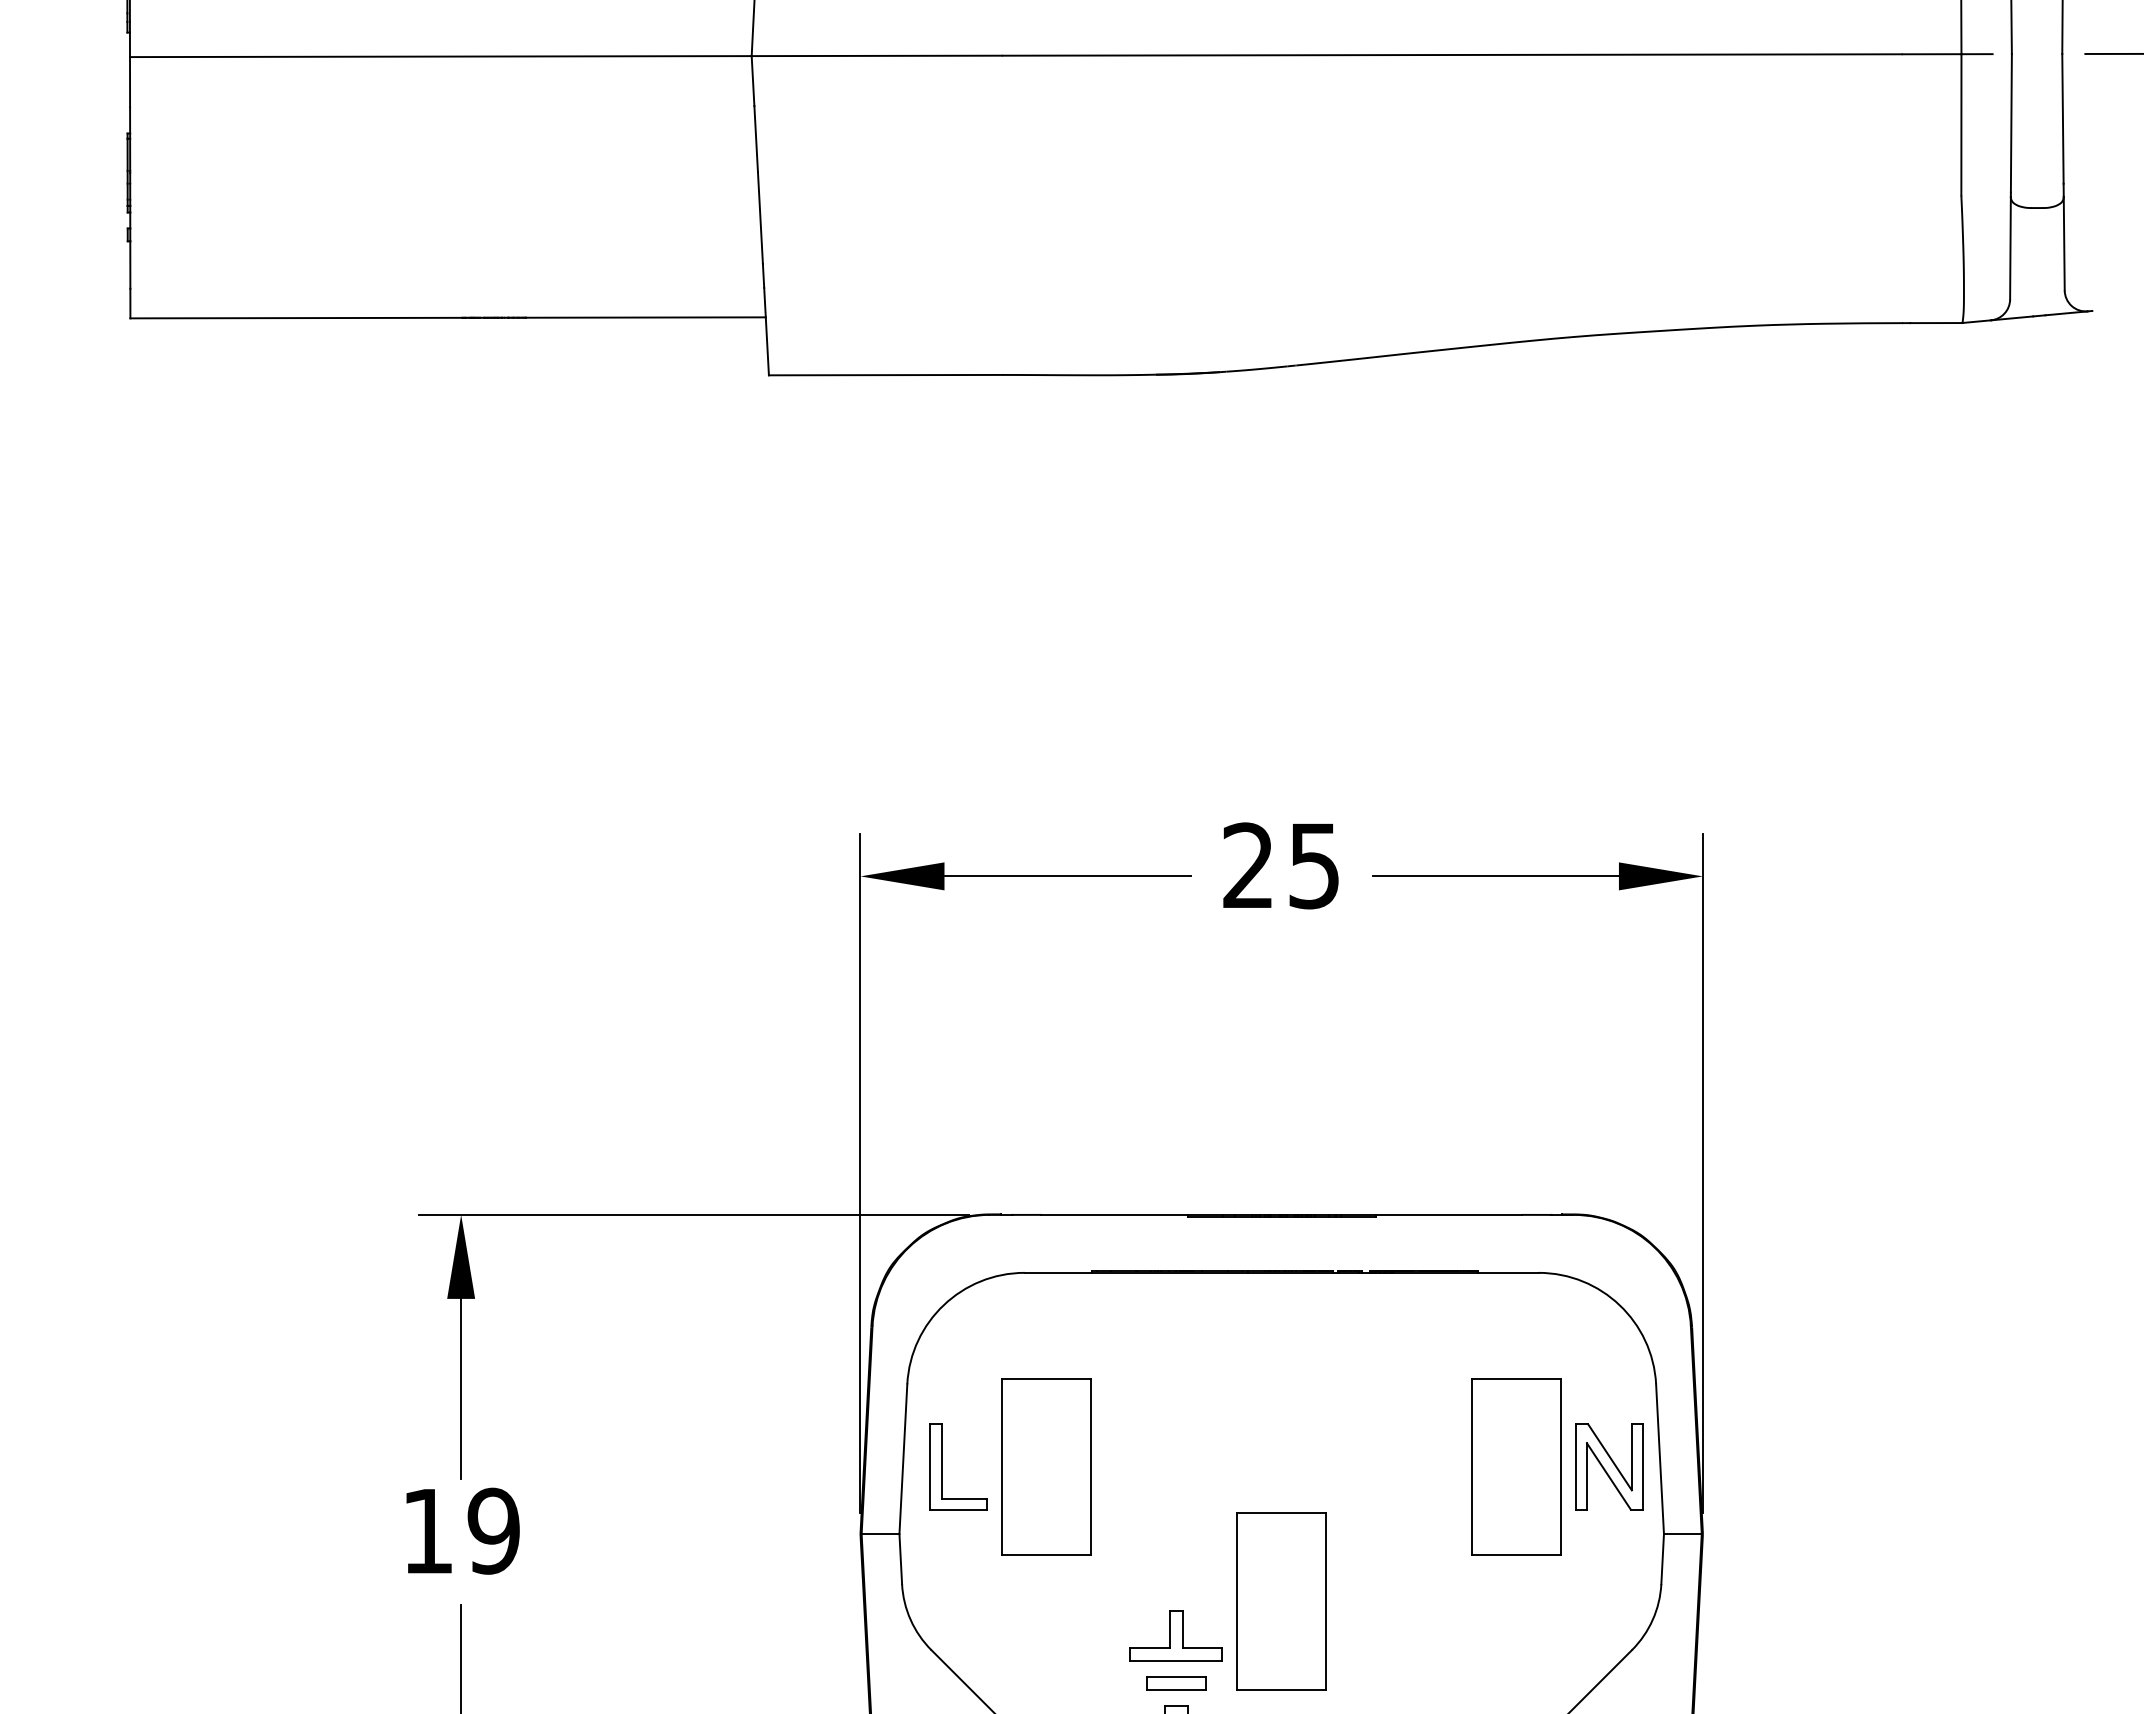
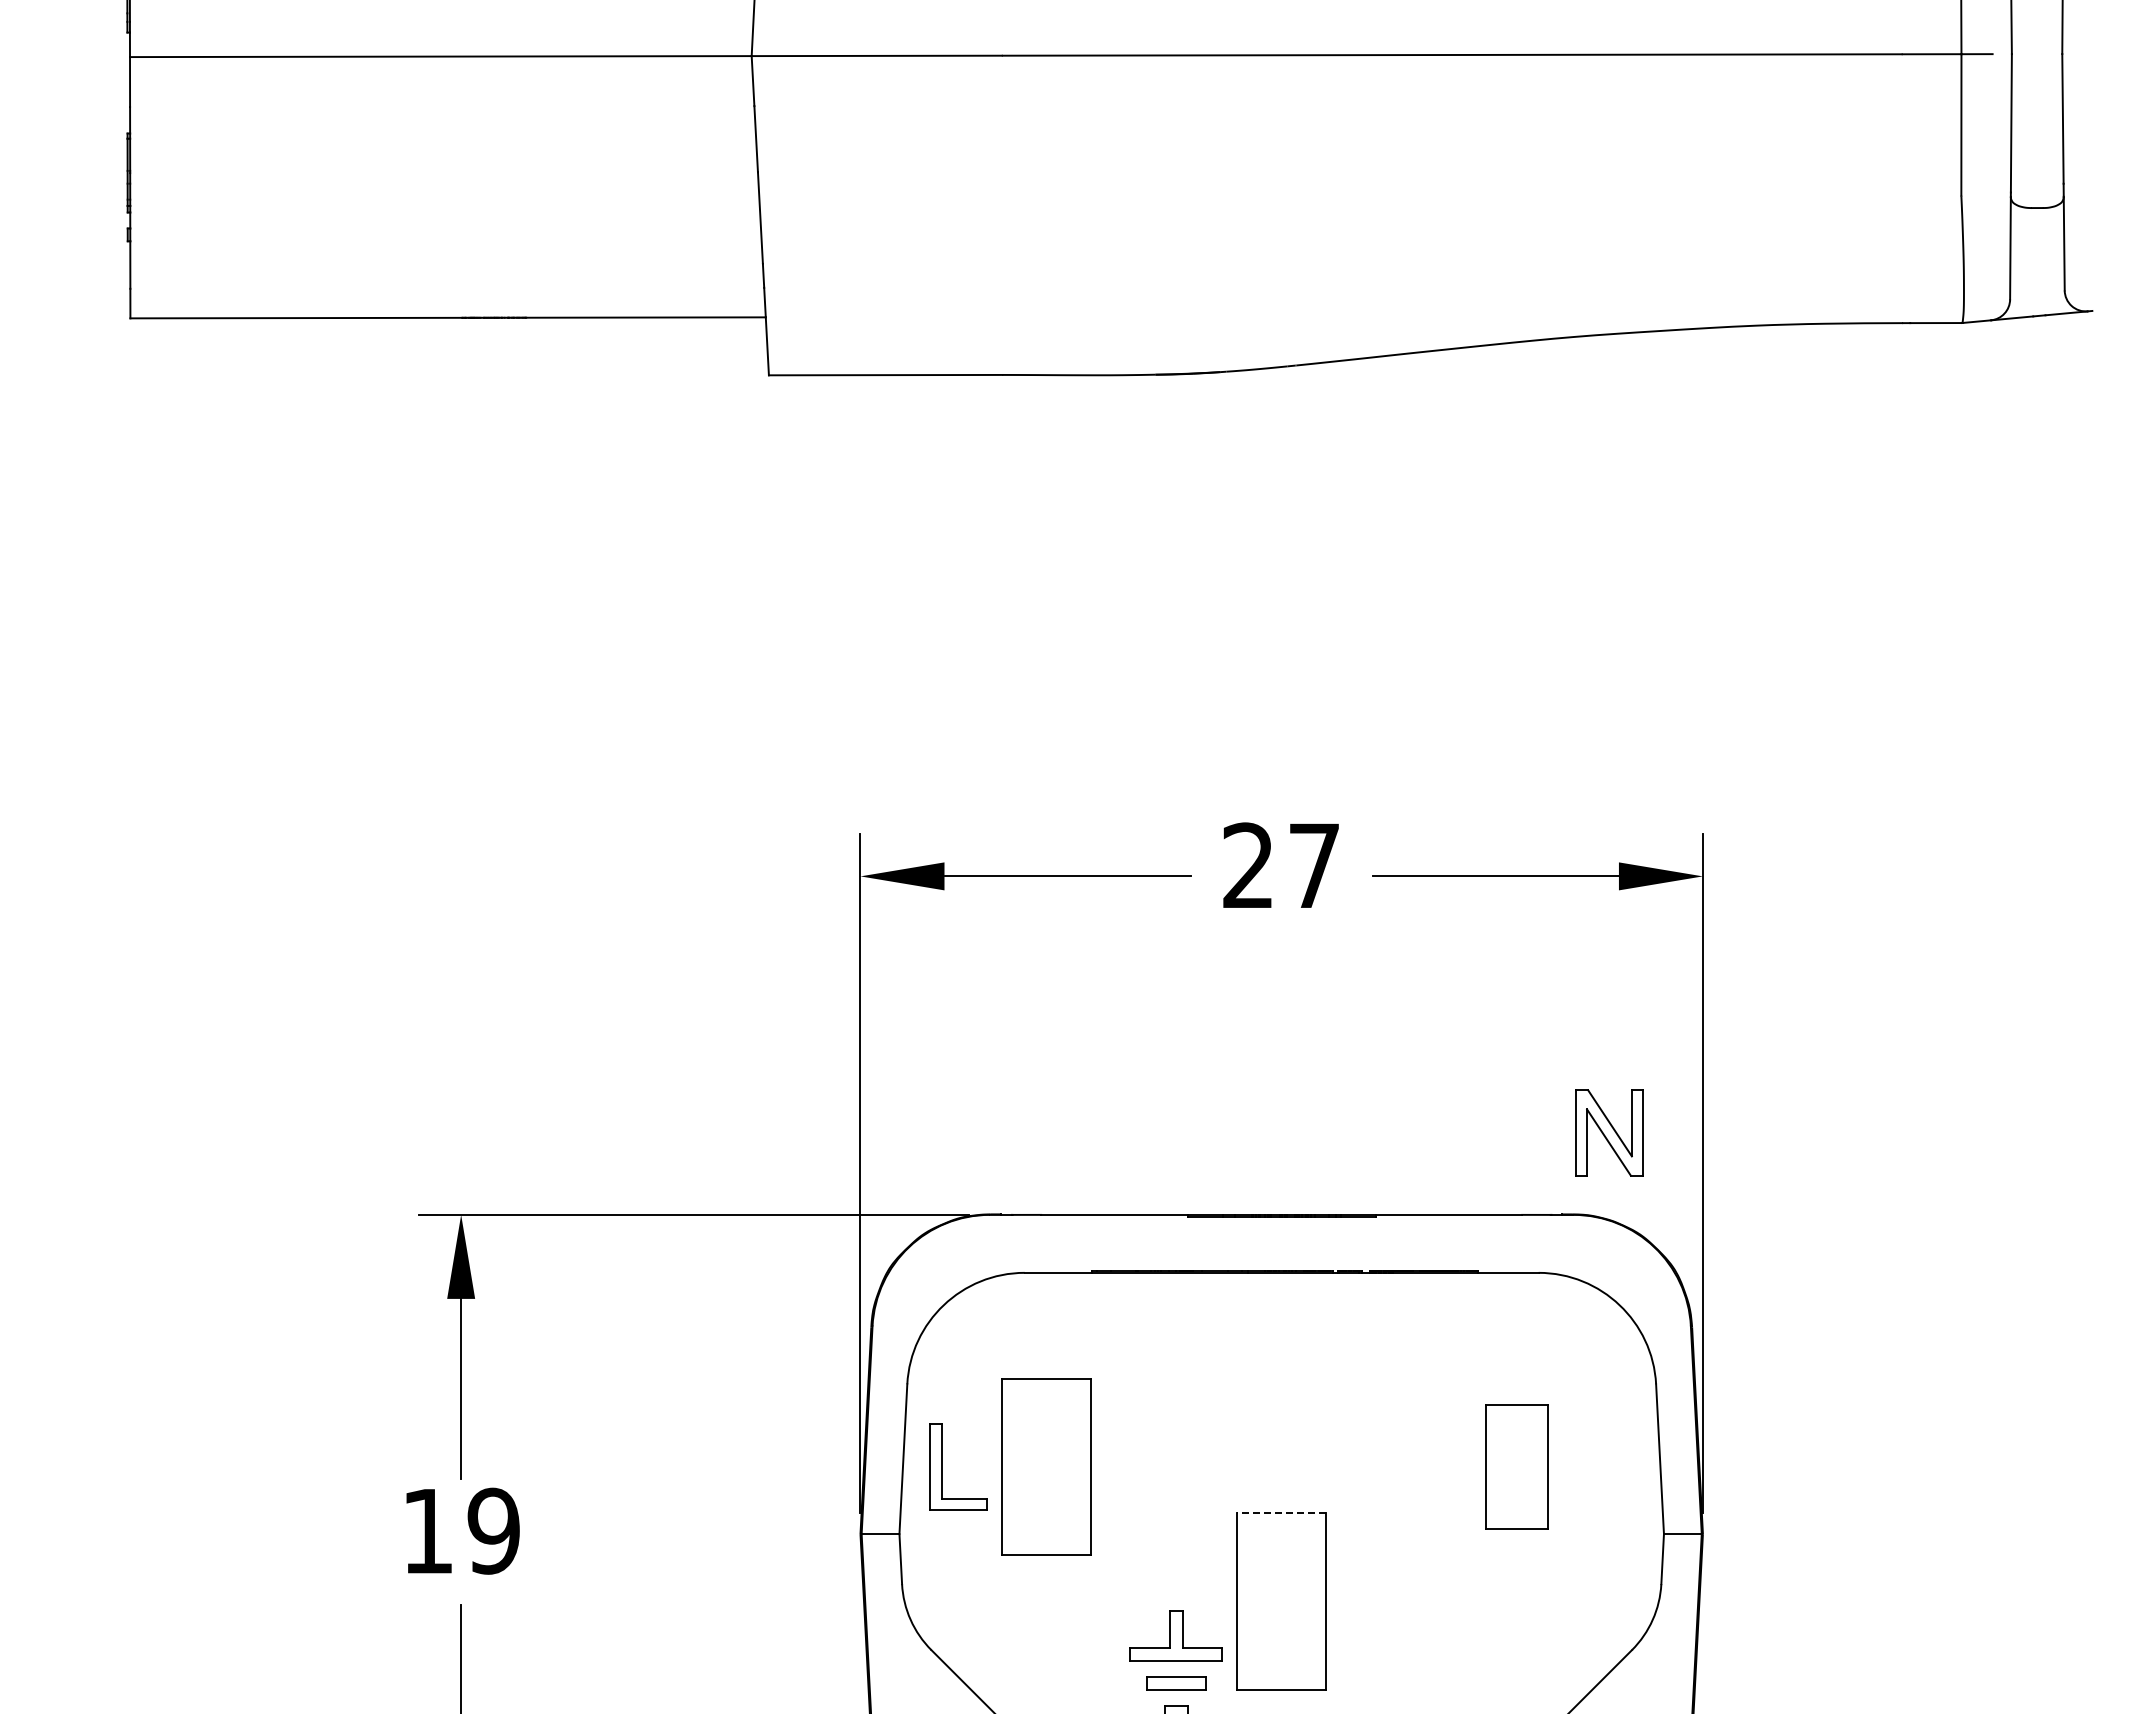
line: present -> none (2112, 53)
text: 25 -> 27 (1313, 866)
part size: 91x178 px -> 64x126 px (1516, 1466)
part position: (1609, 1466) -> (1609, 1132) (1609, 1132)
line: solid -> dashed (1281, 1513)
